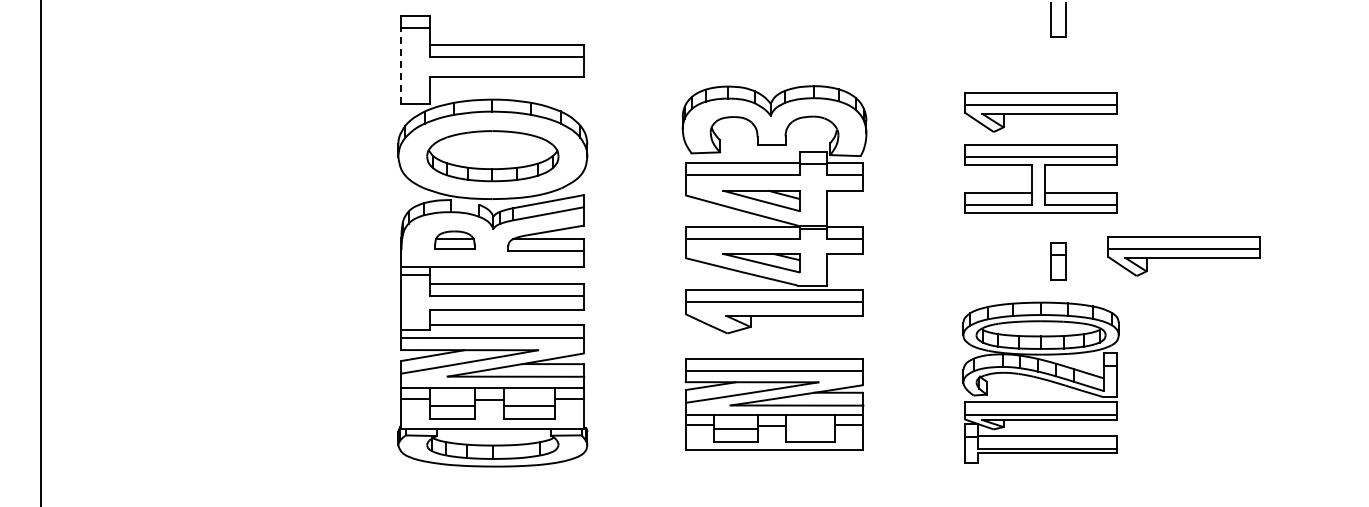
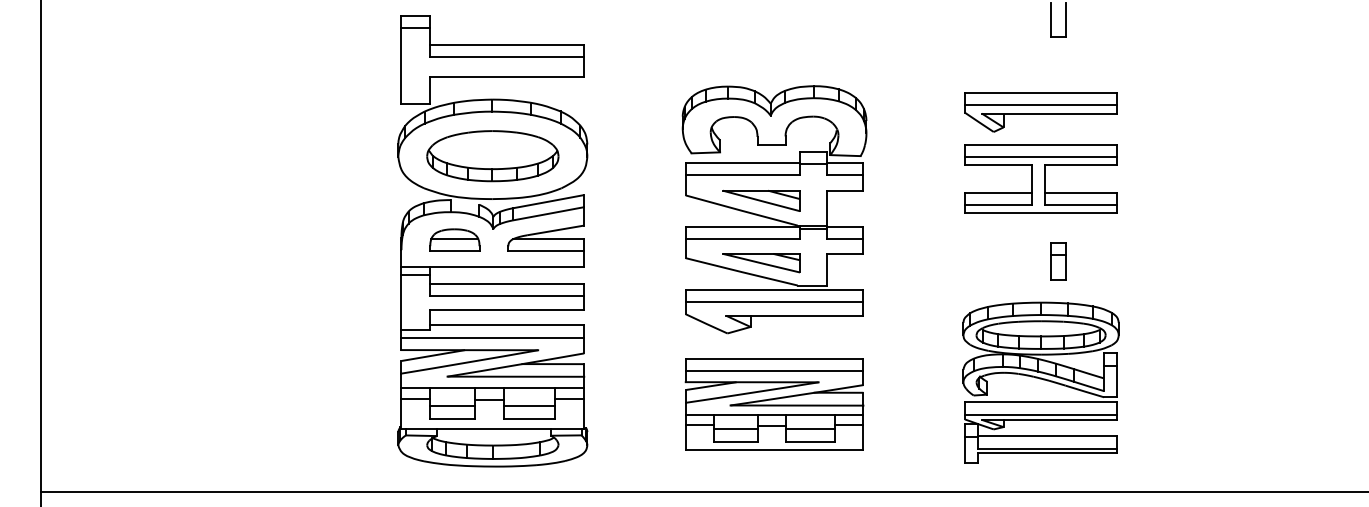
line: dashed -> solid (401, 65)
part size: 42x20 px -> 52x24 px (454, 239)
part: present -> none (1183, 256)
line: none -> present (810, 428)
line: none -> present (703, 491)
